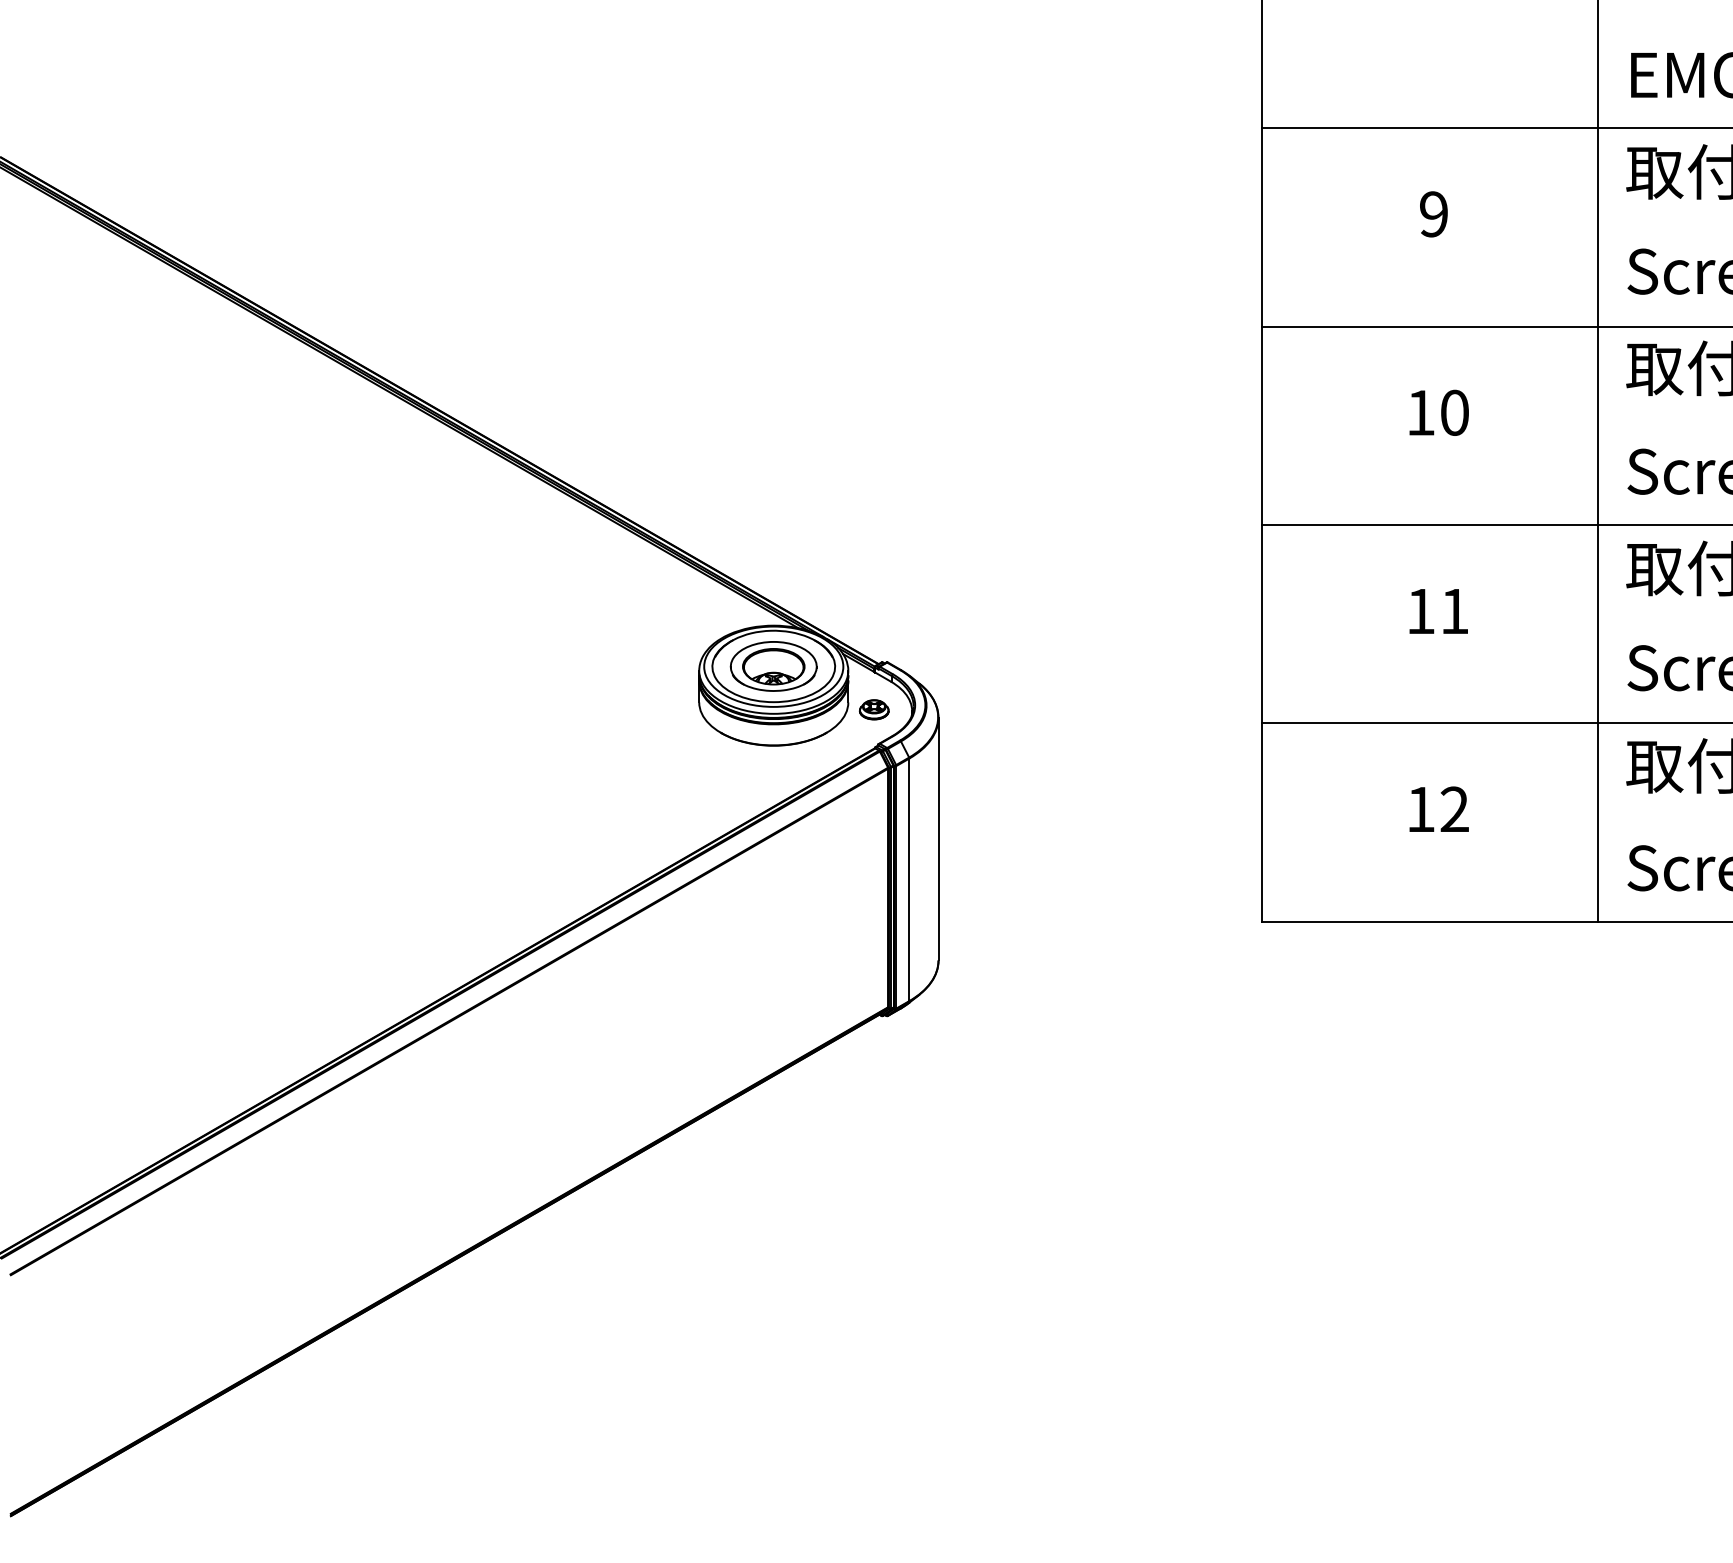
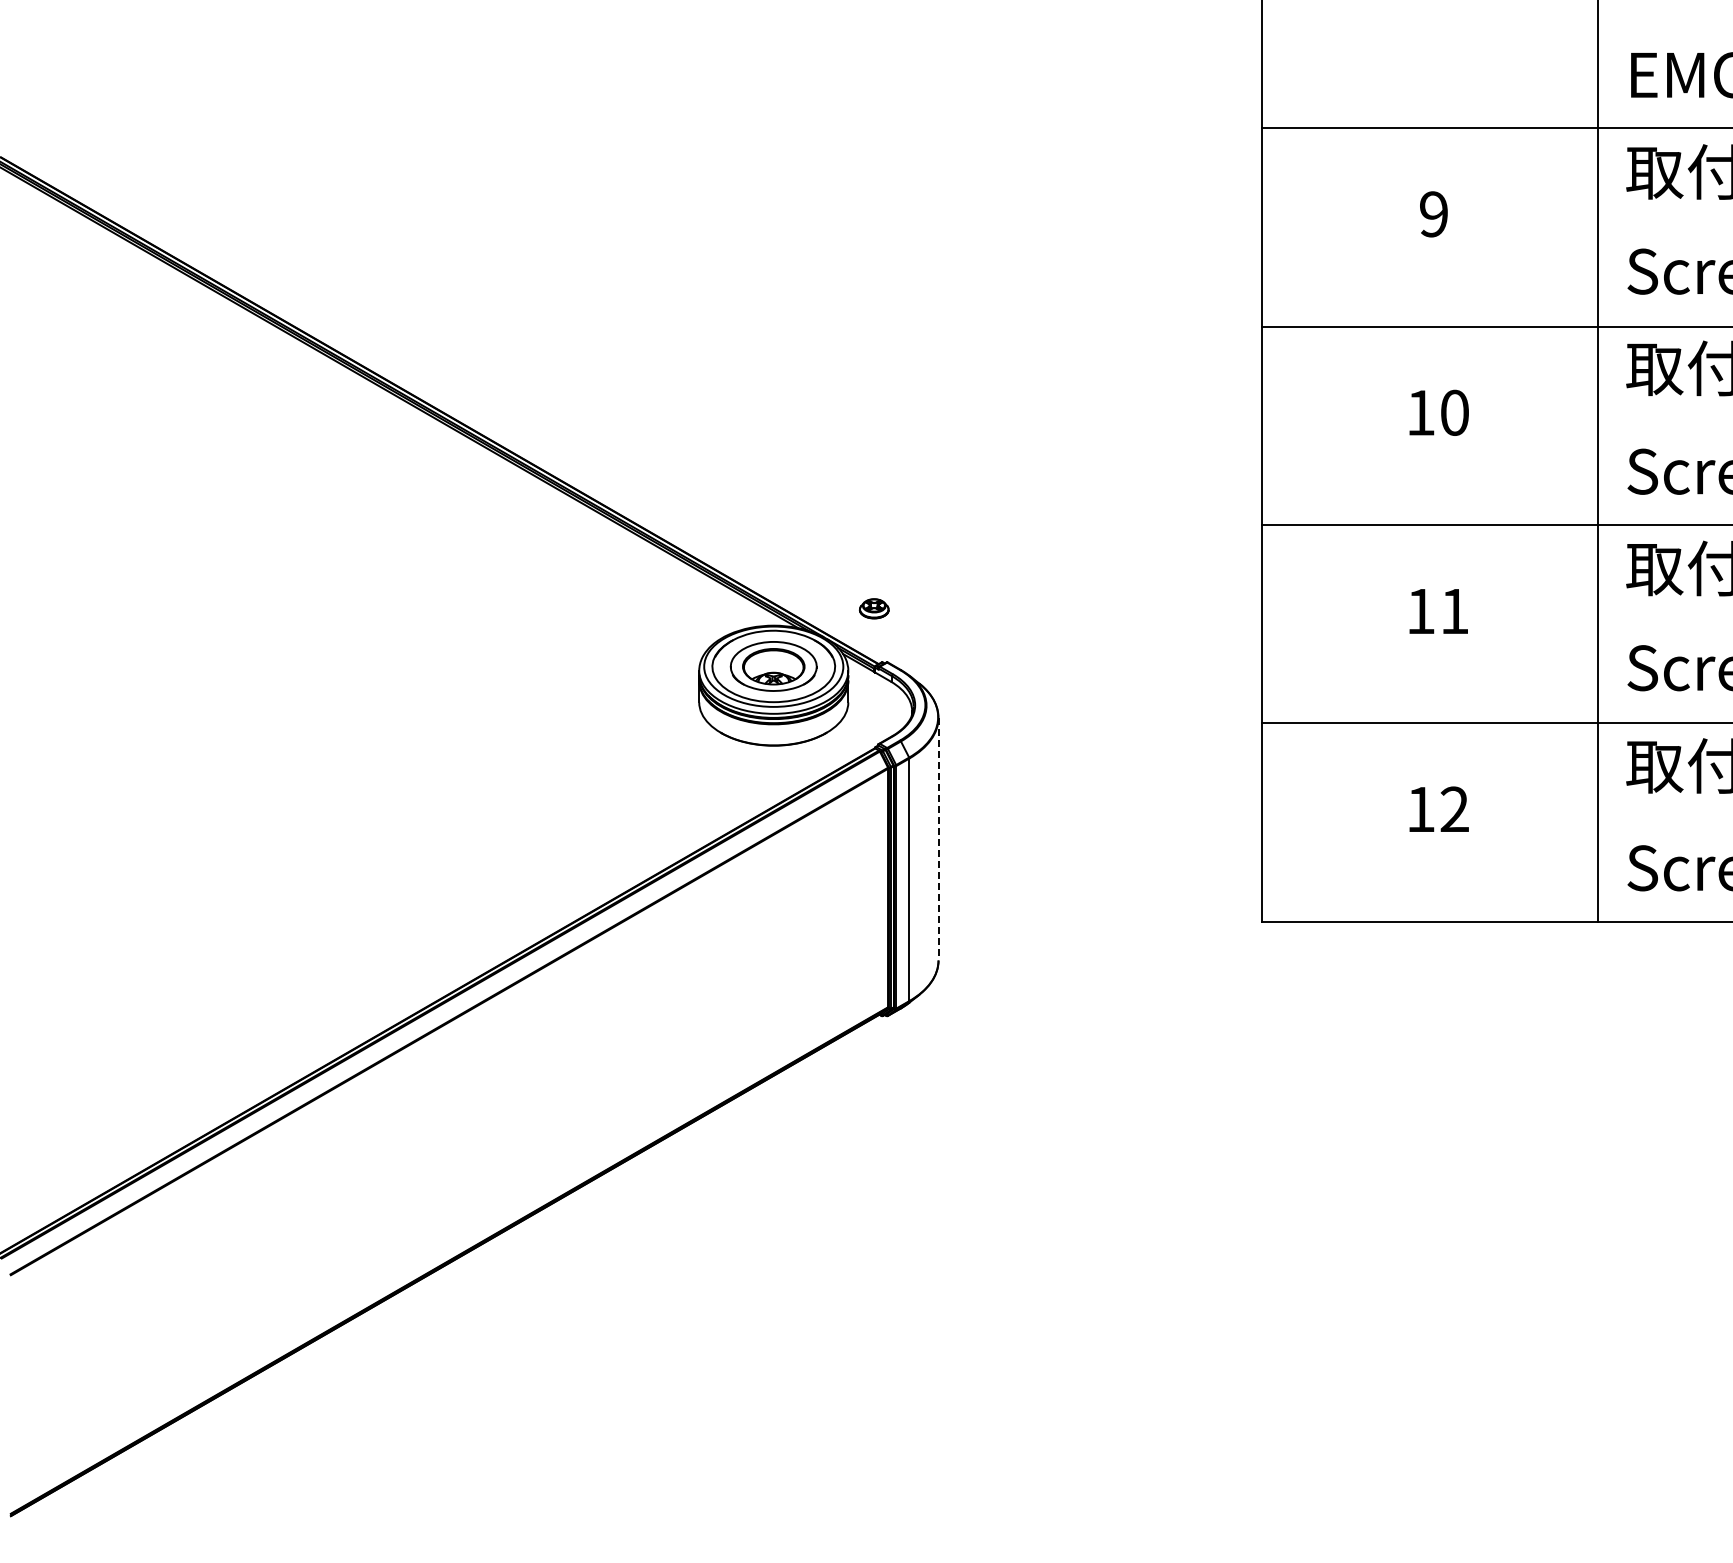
part position: (873, 709) -> (873, 608) (873, 608)
line: solid -> dashed (938, 839)
